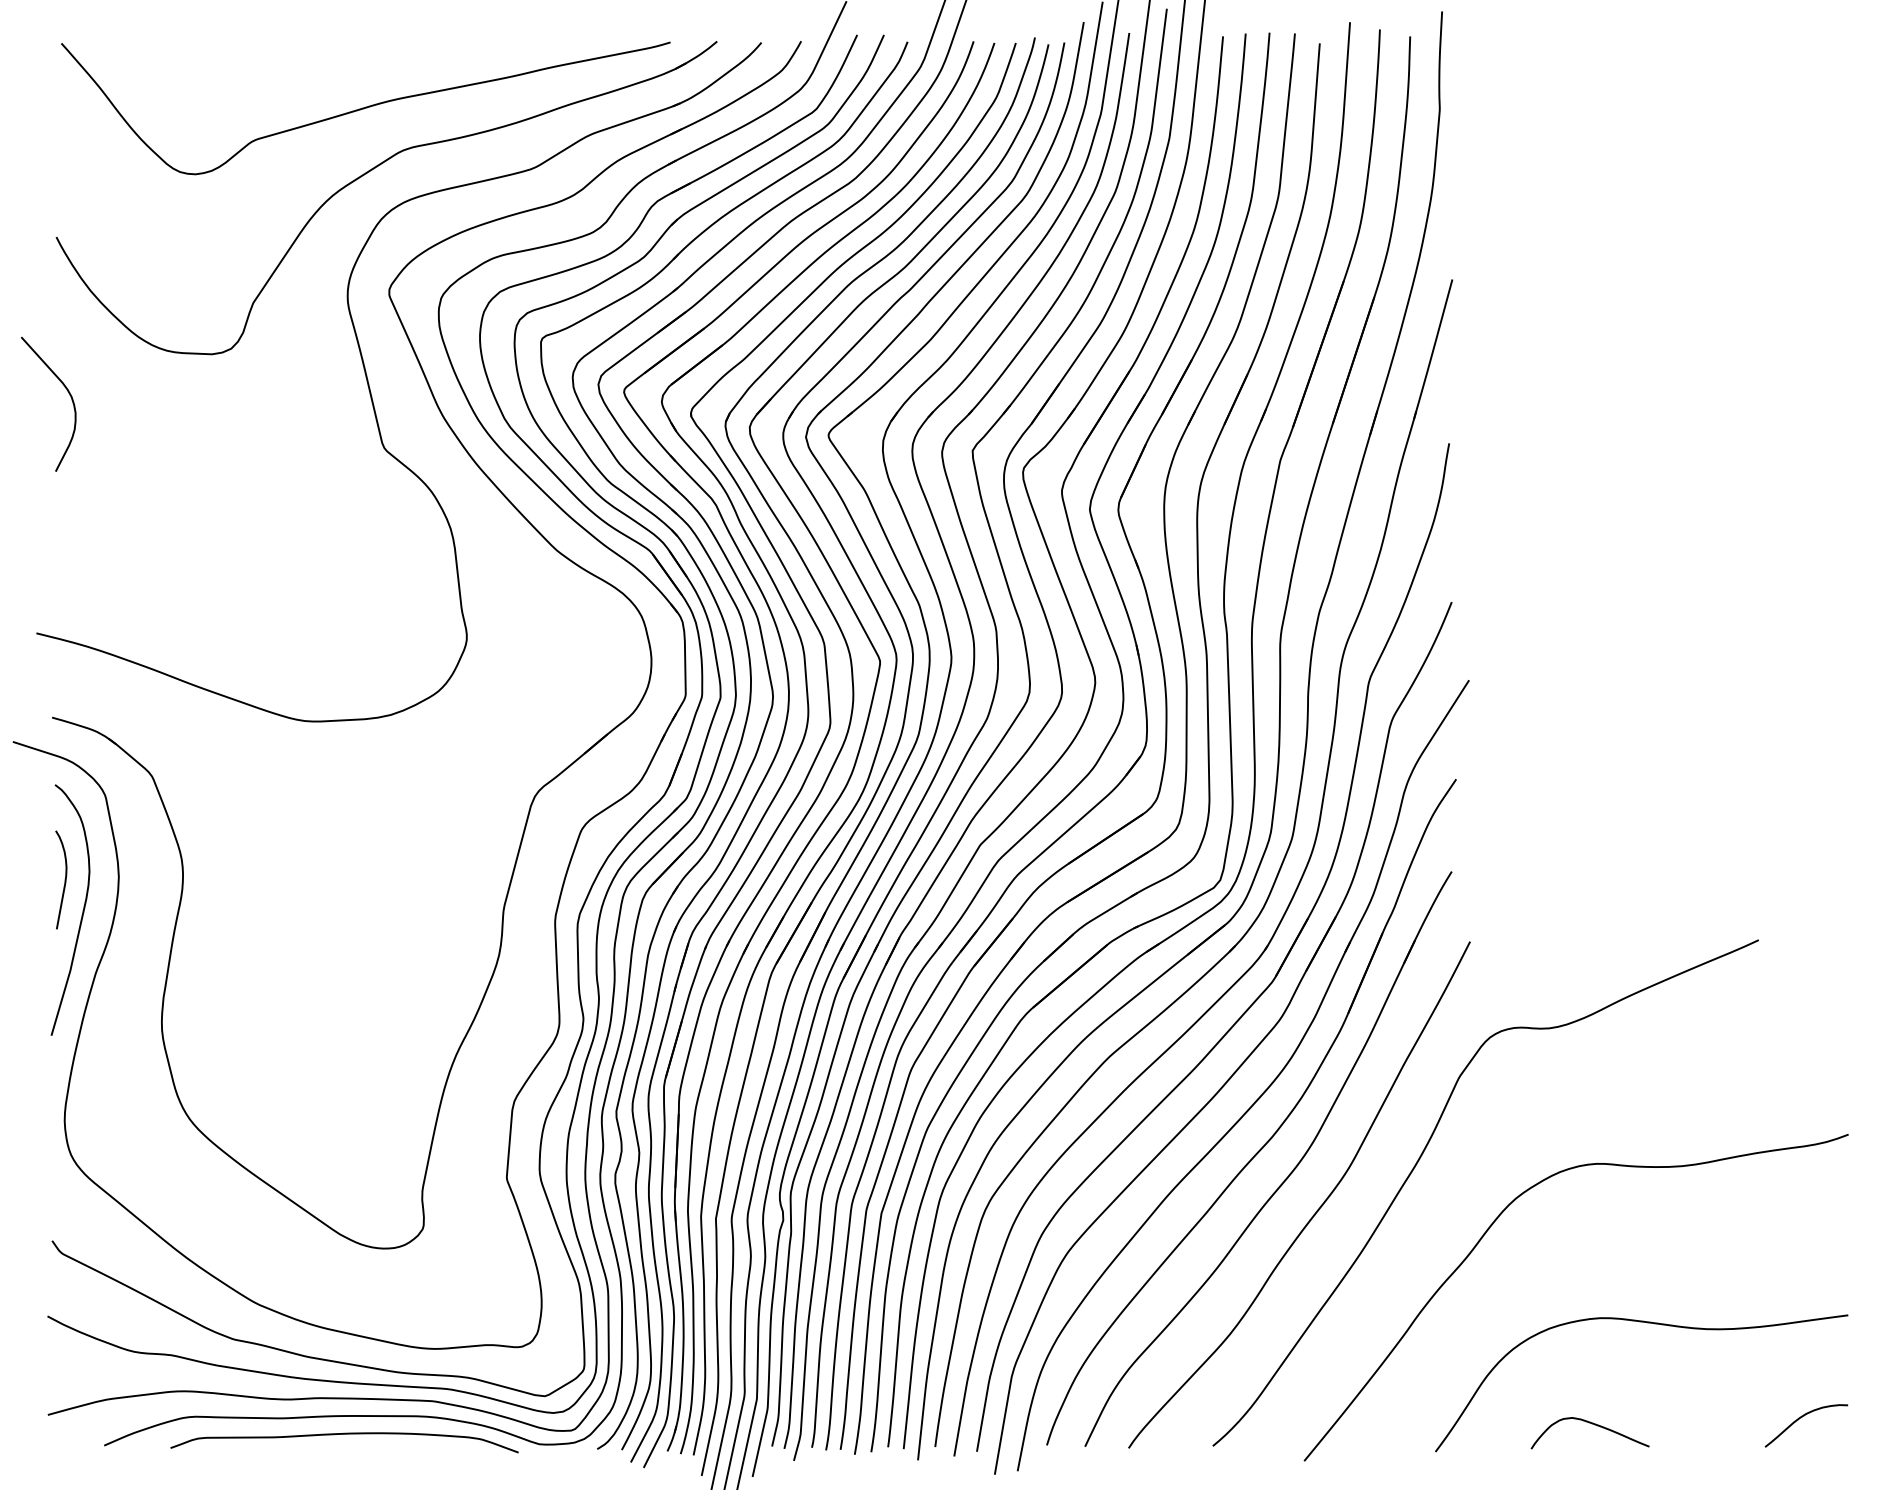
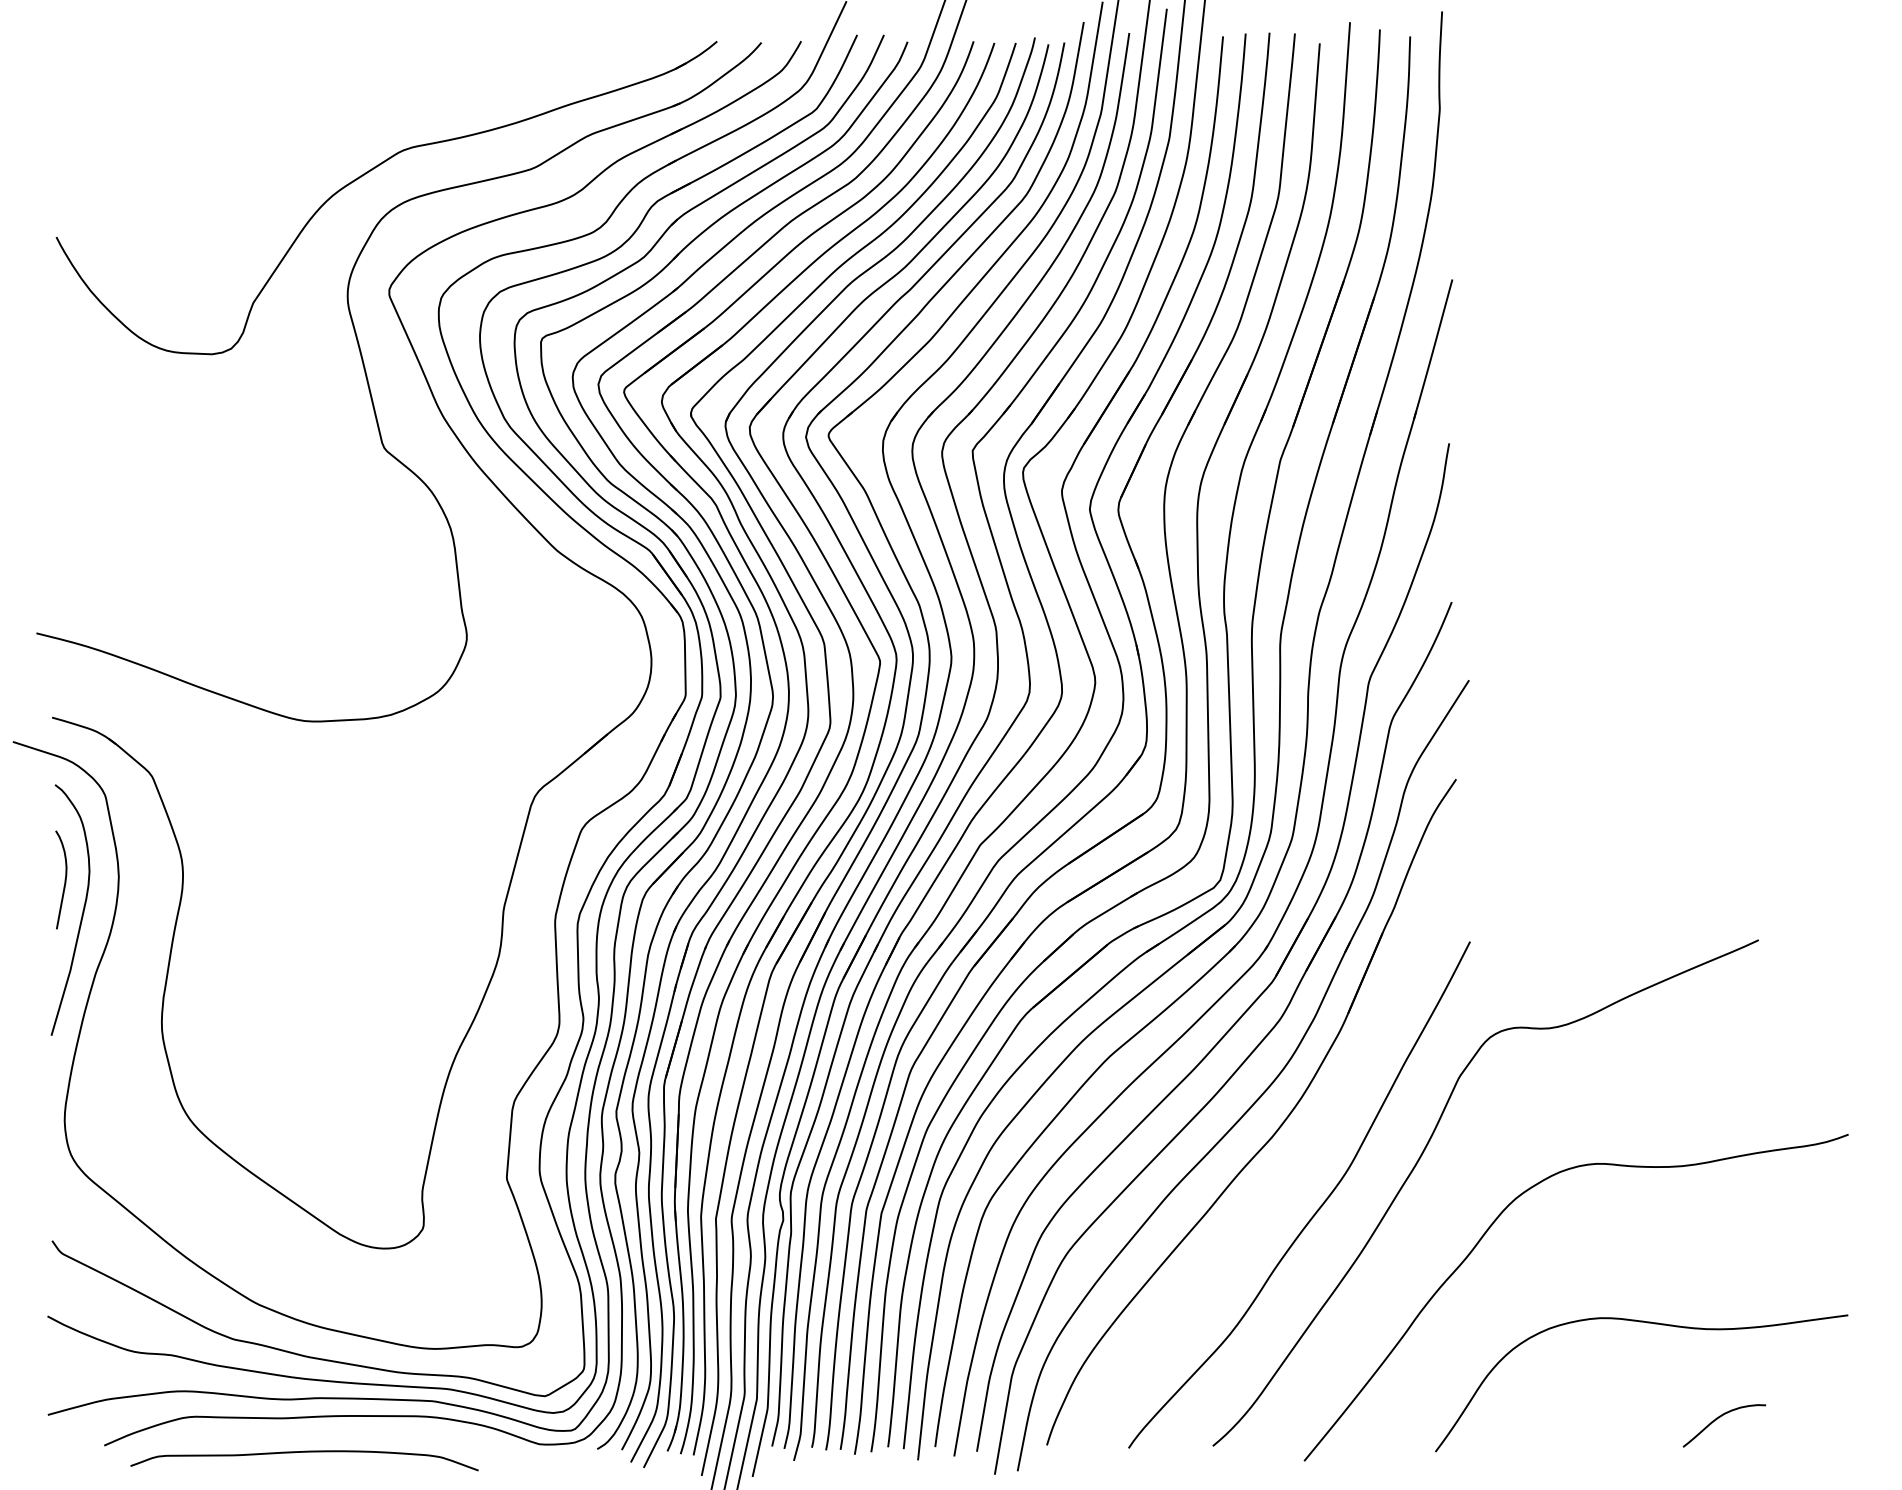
curve: present -> none (365, 108)
curve: present -> none (68, 393)
part: present -> none (1288, 1174)
curve position: (1801, 1418) -> (1719, 1418) (1719, 1418)
curve: present -> none (1591, 1424)
curve position: (344, 1434) -> (304, 1452) (304, 1452)
